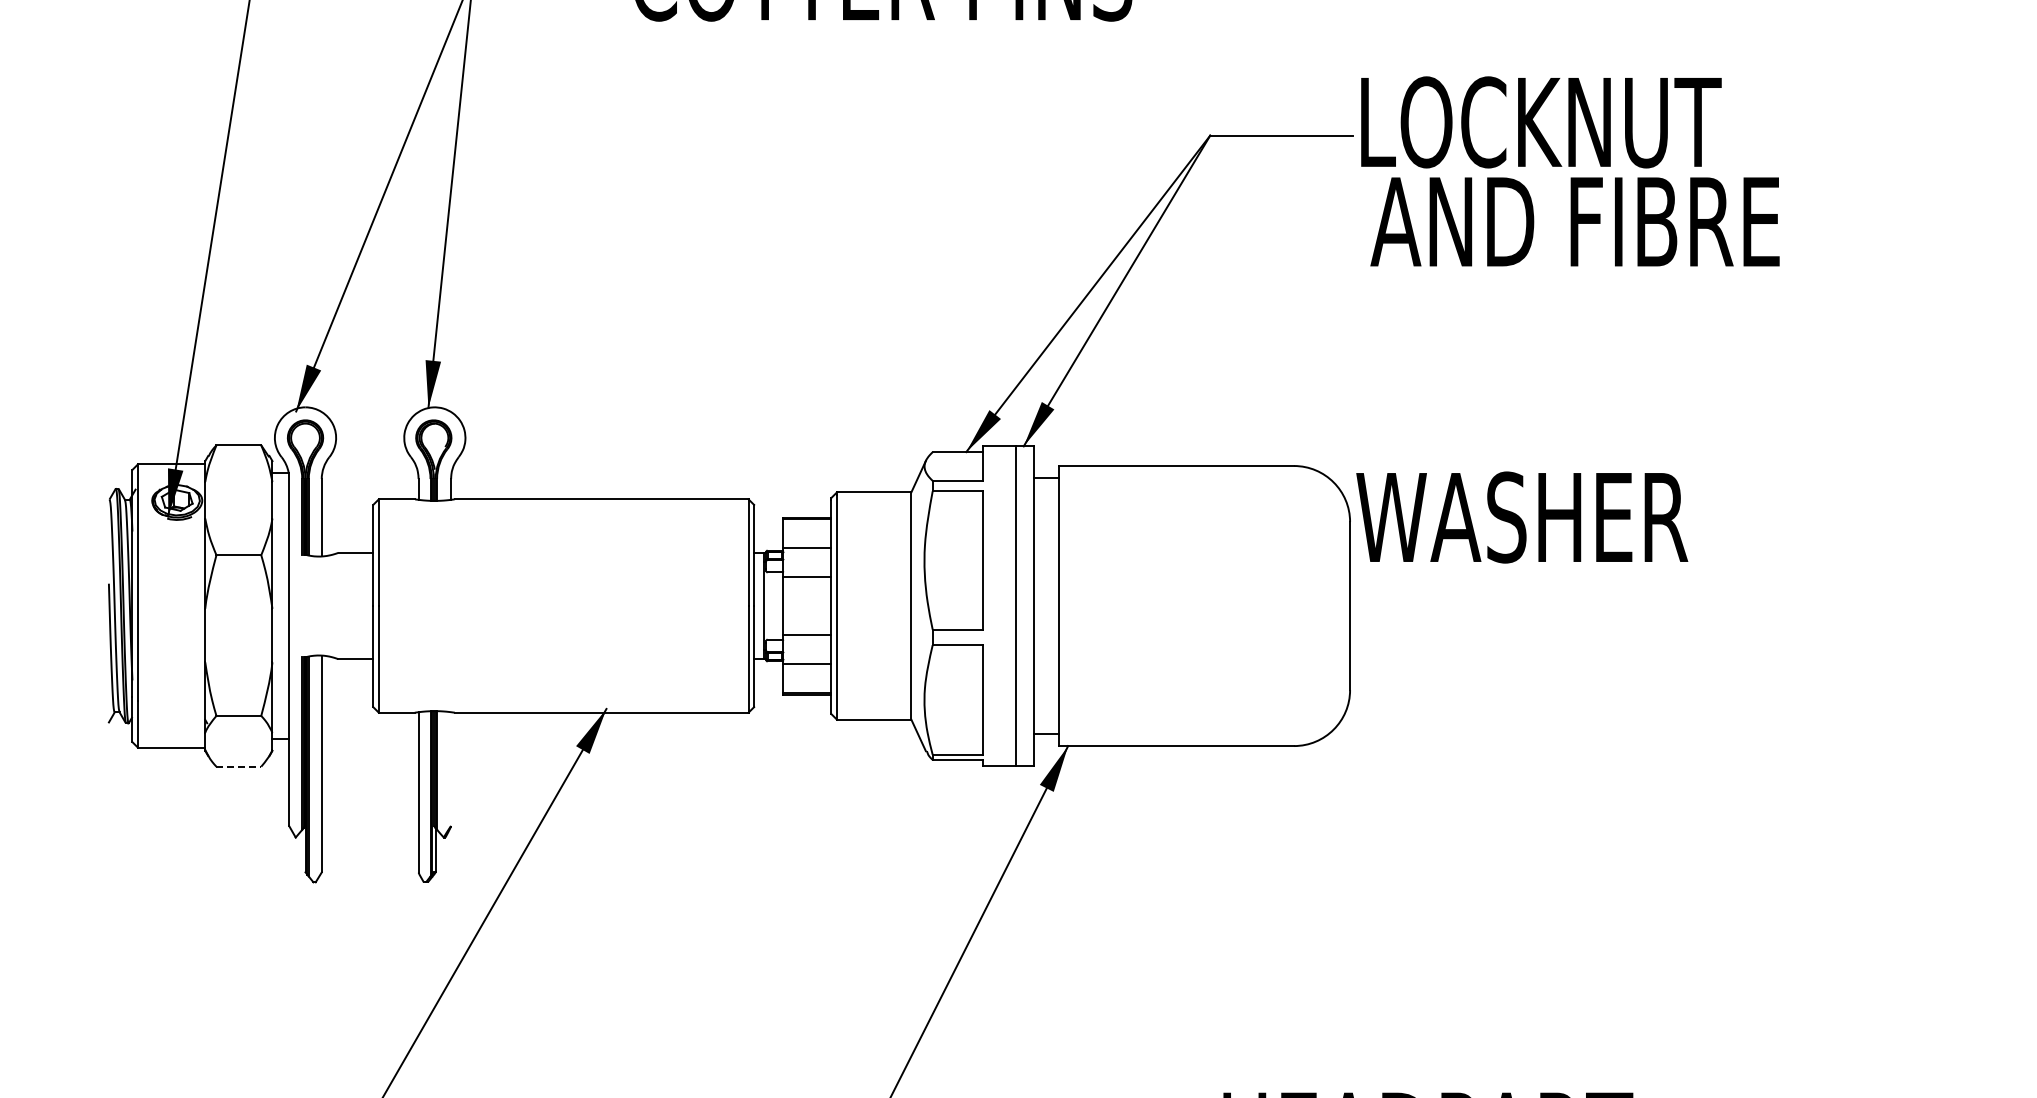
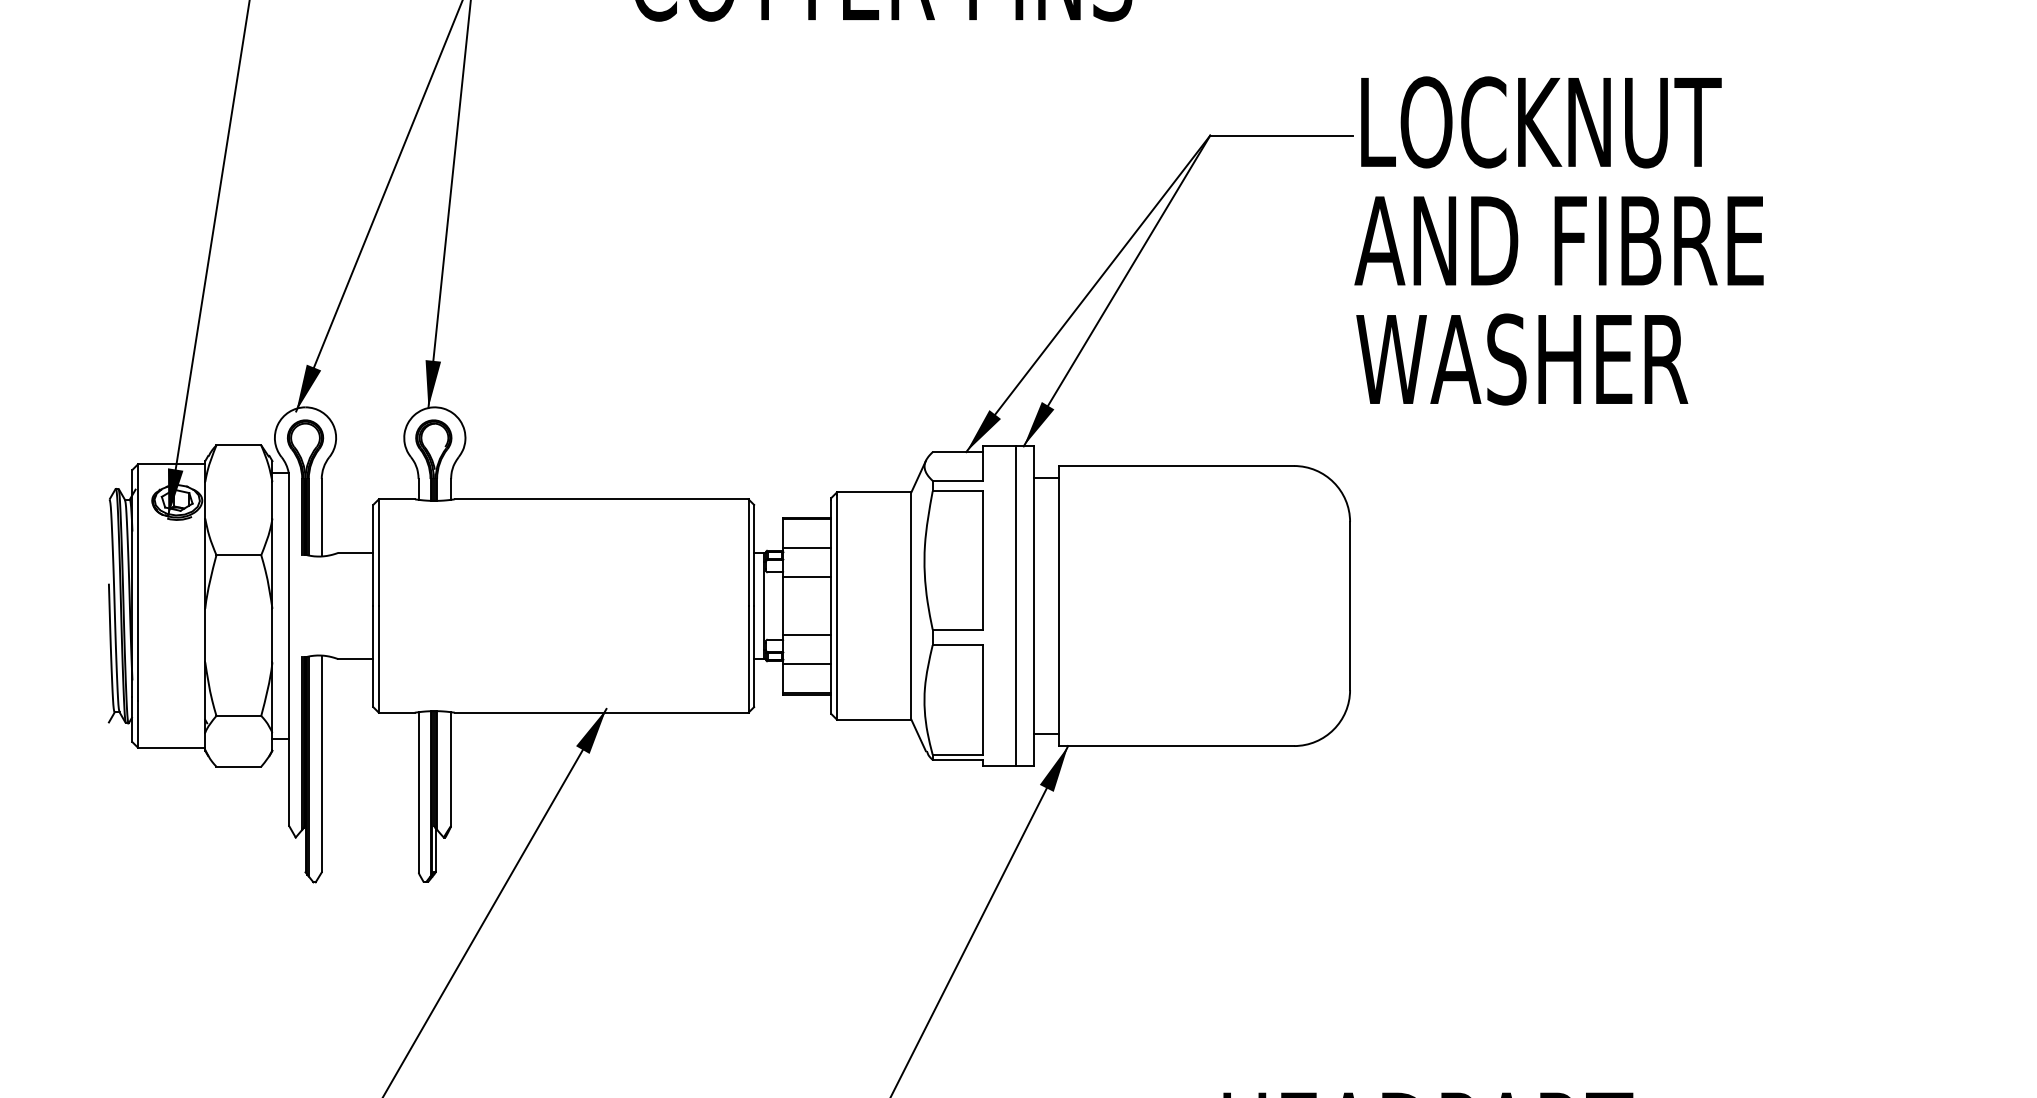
text position: (1574, 221) -> (1558, 240) (1558, 240)
text position: (1522, 517) -> (1522, 359) (1522, 359)
line: dashed -> solid (239, 766)
line: none -> present (451, 769)
